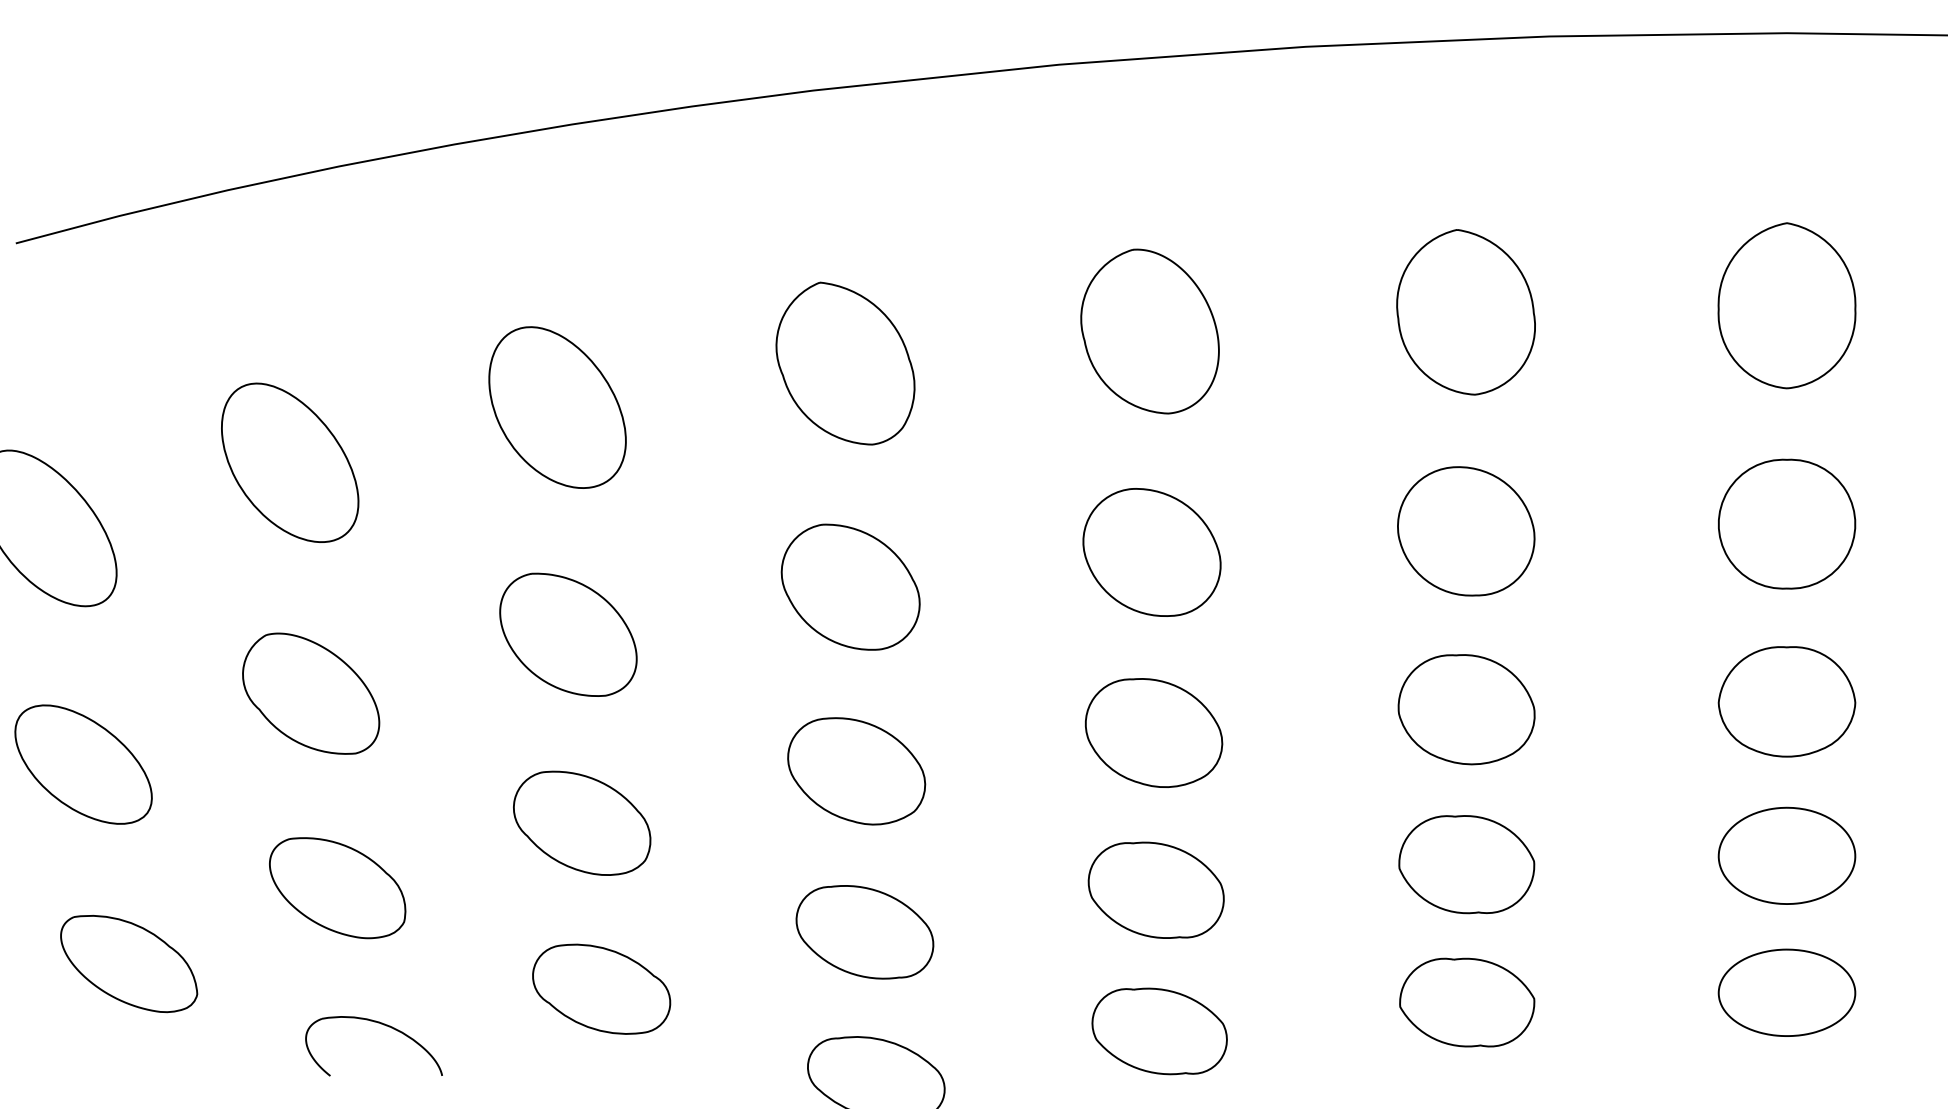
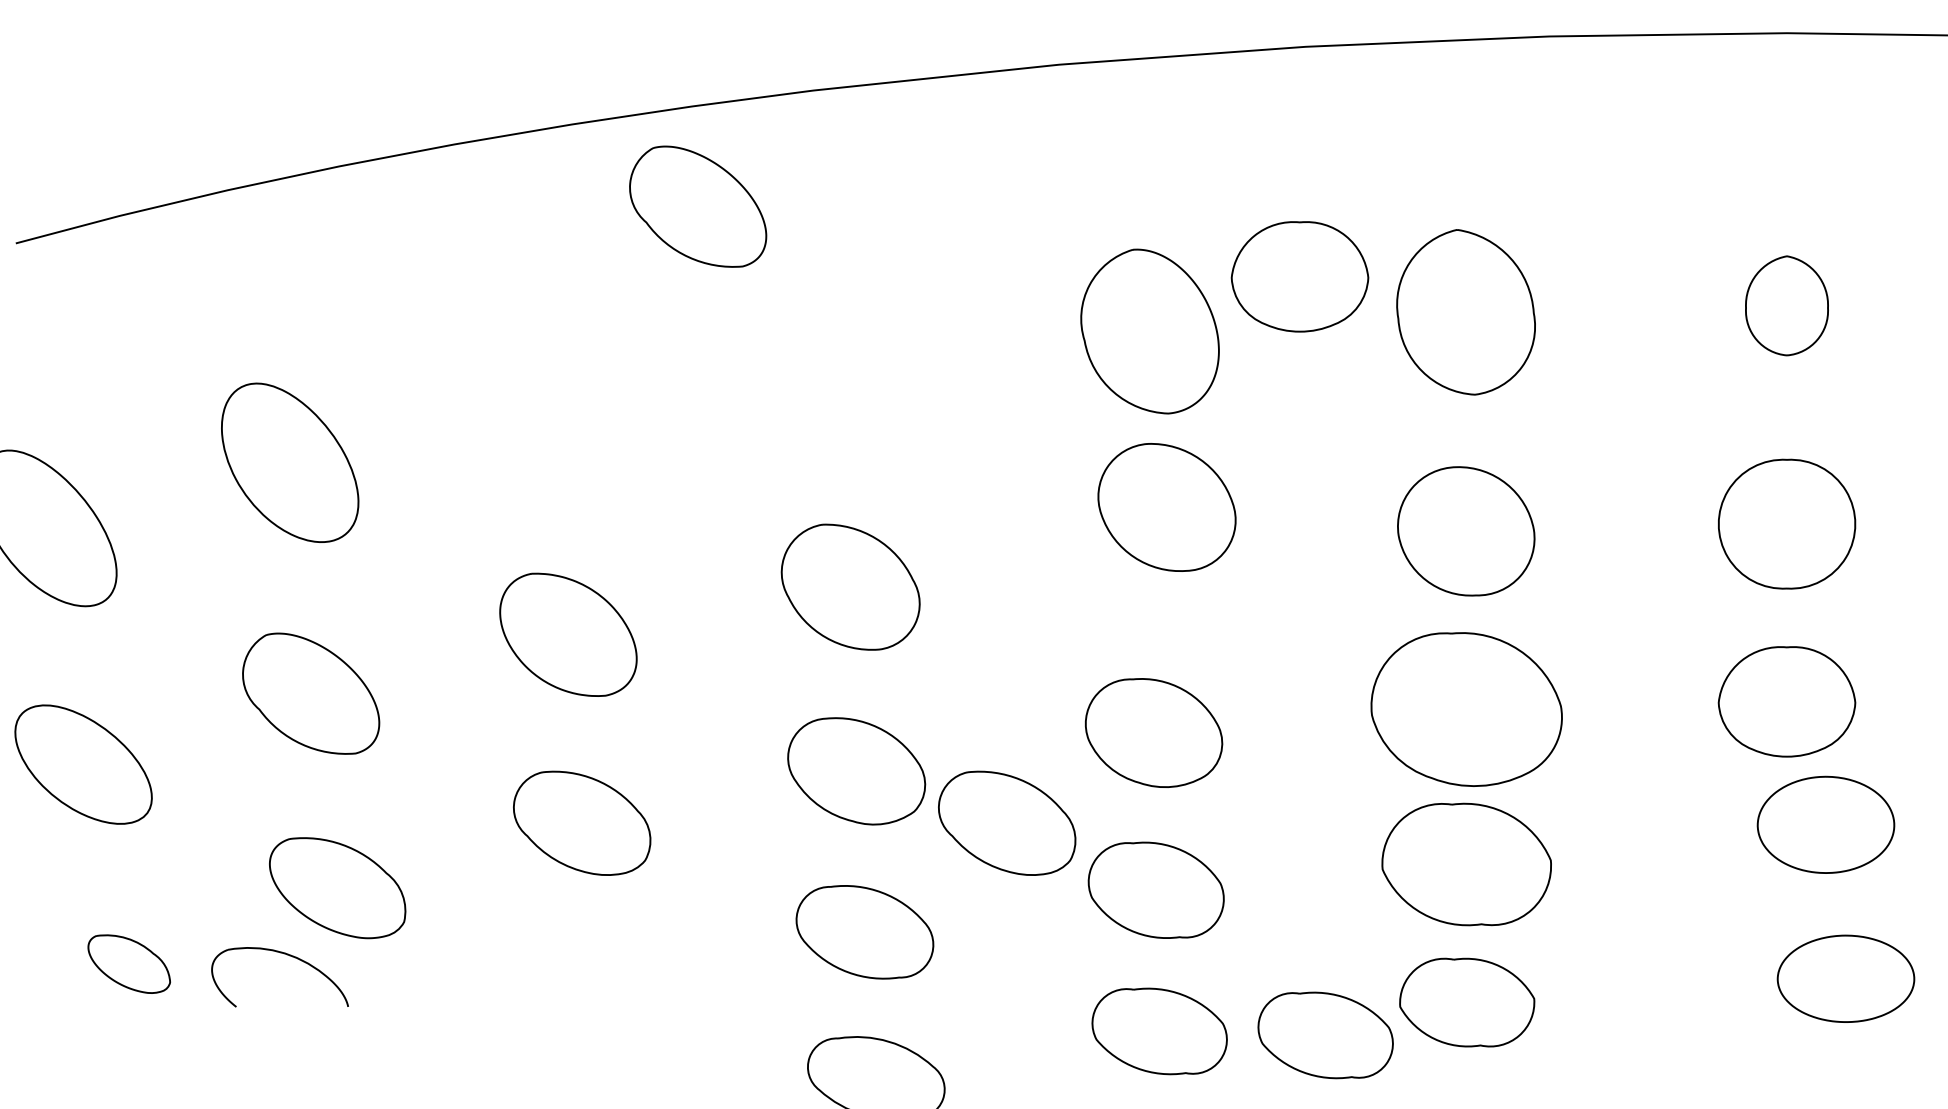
part: none -> present (698, 206)
part: none -> present (1299, 276)
part size: 140x168 px -> 84x102 px (1786, 305)
part: present -> none (845, 363)
part: present -> none (557, 407)
part position: (1151, 552) -> (1166, 507) (1166, 507)
part size: 139x112 px -> 193x155 px (1466, 709)
part: none -> present (1007, 822)
part position: (1786, 855) -> (1825, 824) (1825, 824)
part size: 138x100 px -> 171x125 px (1466, 864)
part size: 139x99 px -> 84x60 px (128, 963)
part: present -> none (601, 988)
part position: (1786, 992) -> (1845, 978) (1845, 978)
part position: (383, 1025) -> (289, 956) (289, 956)
part: none -> present (1325, 1035)
